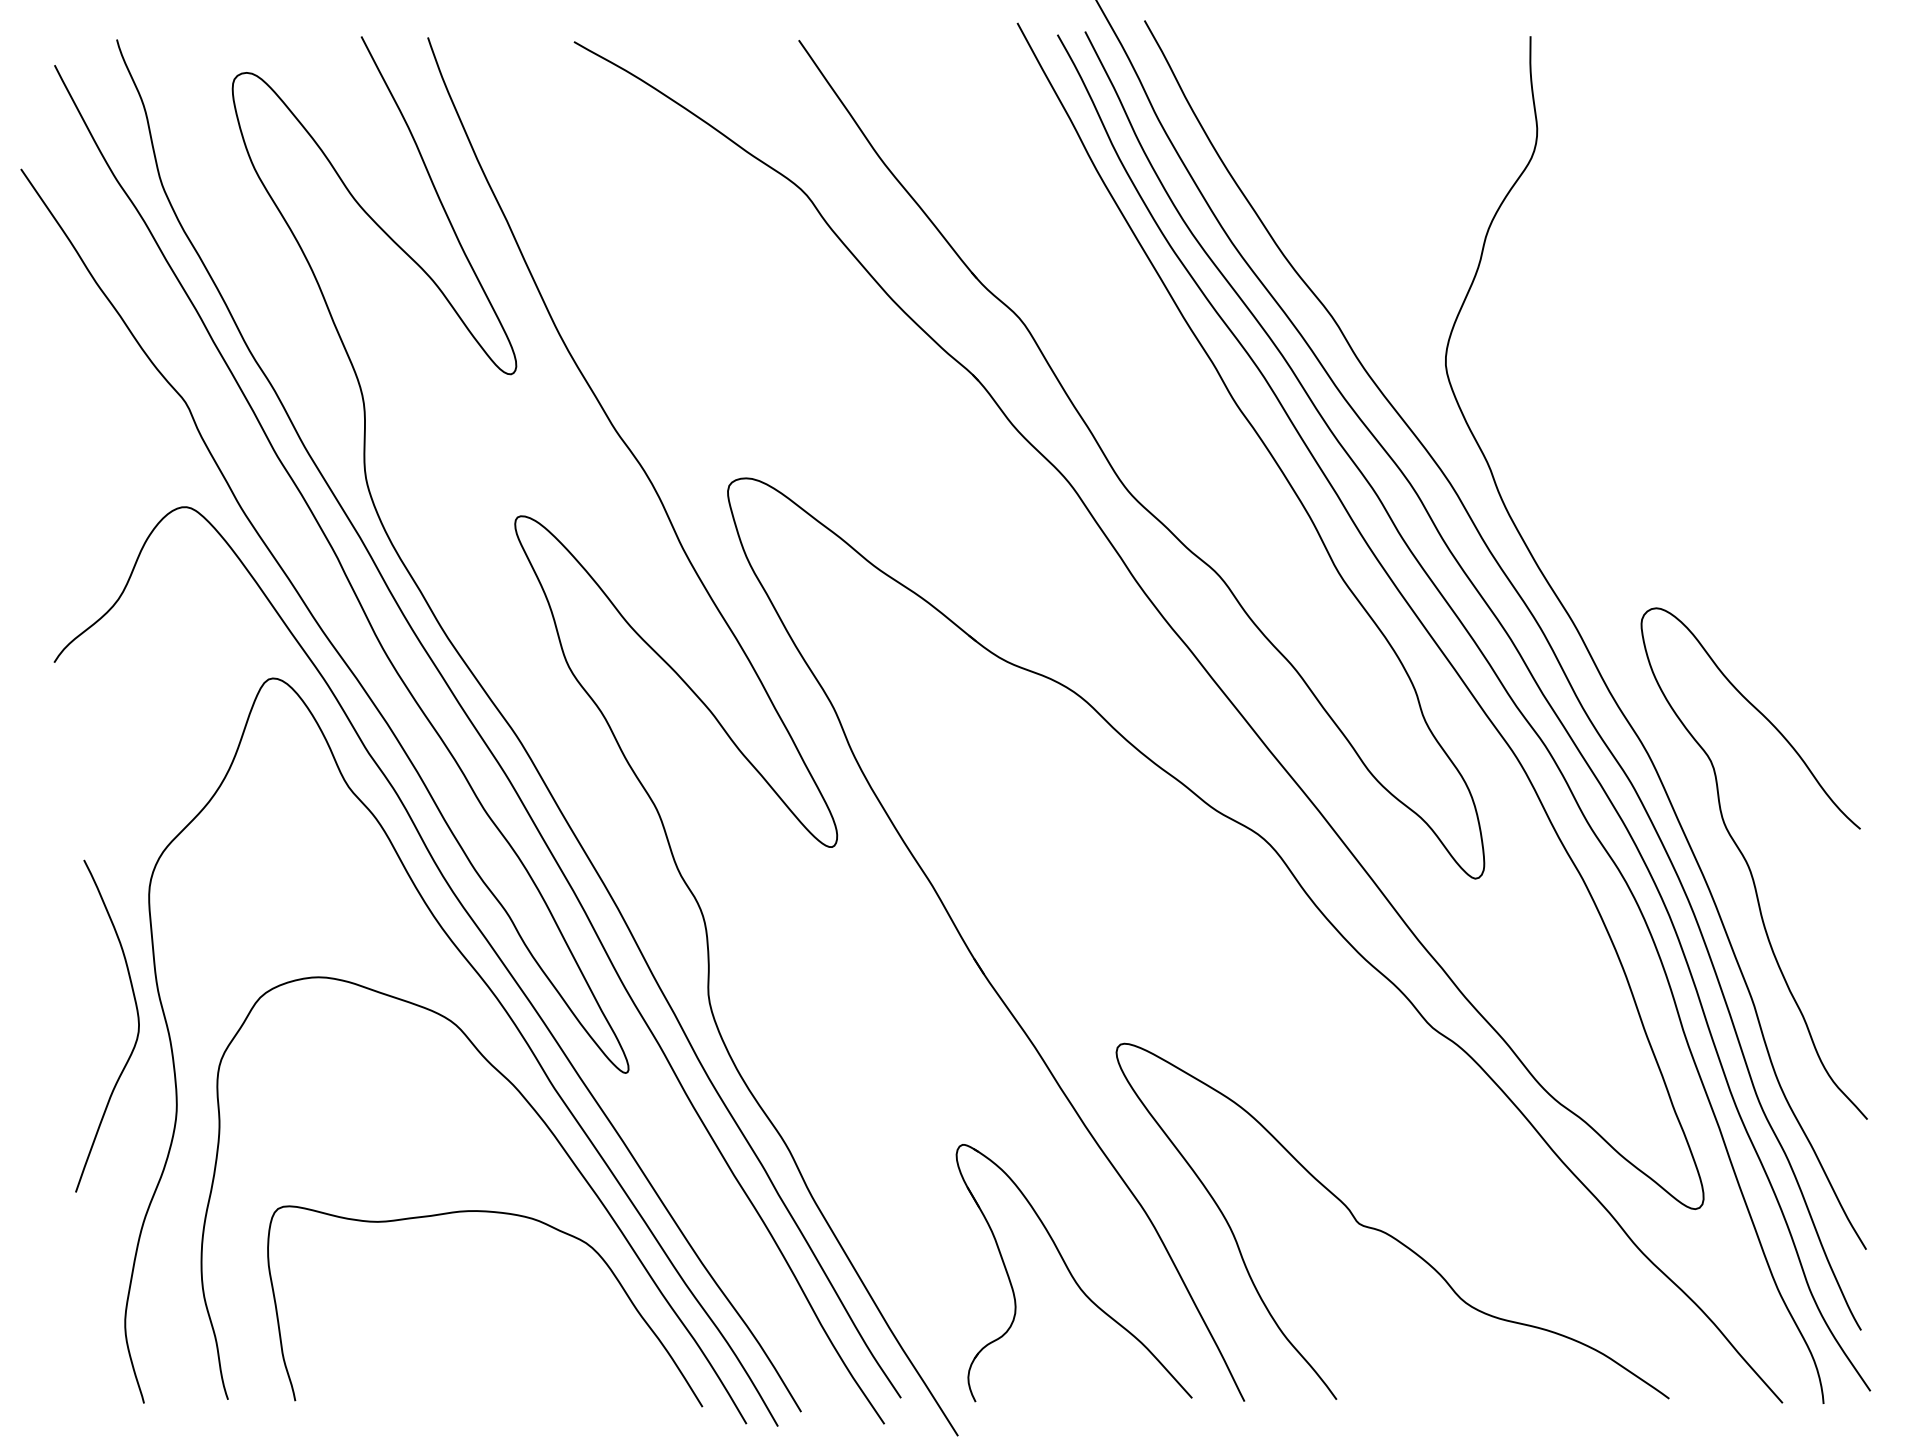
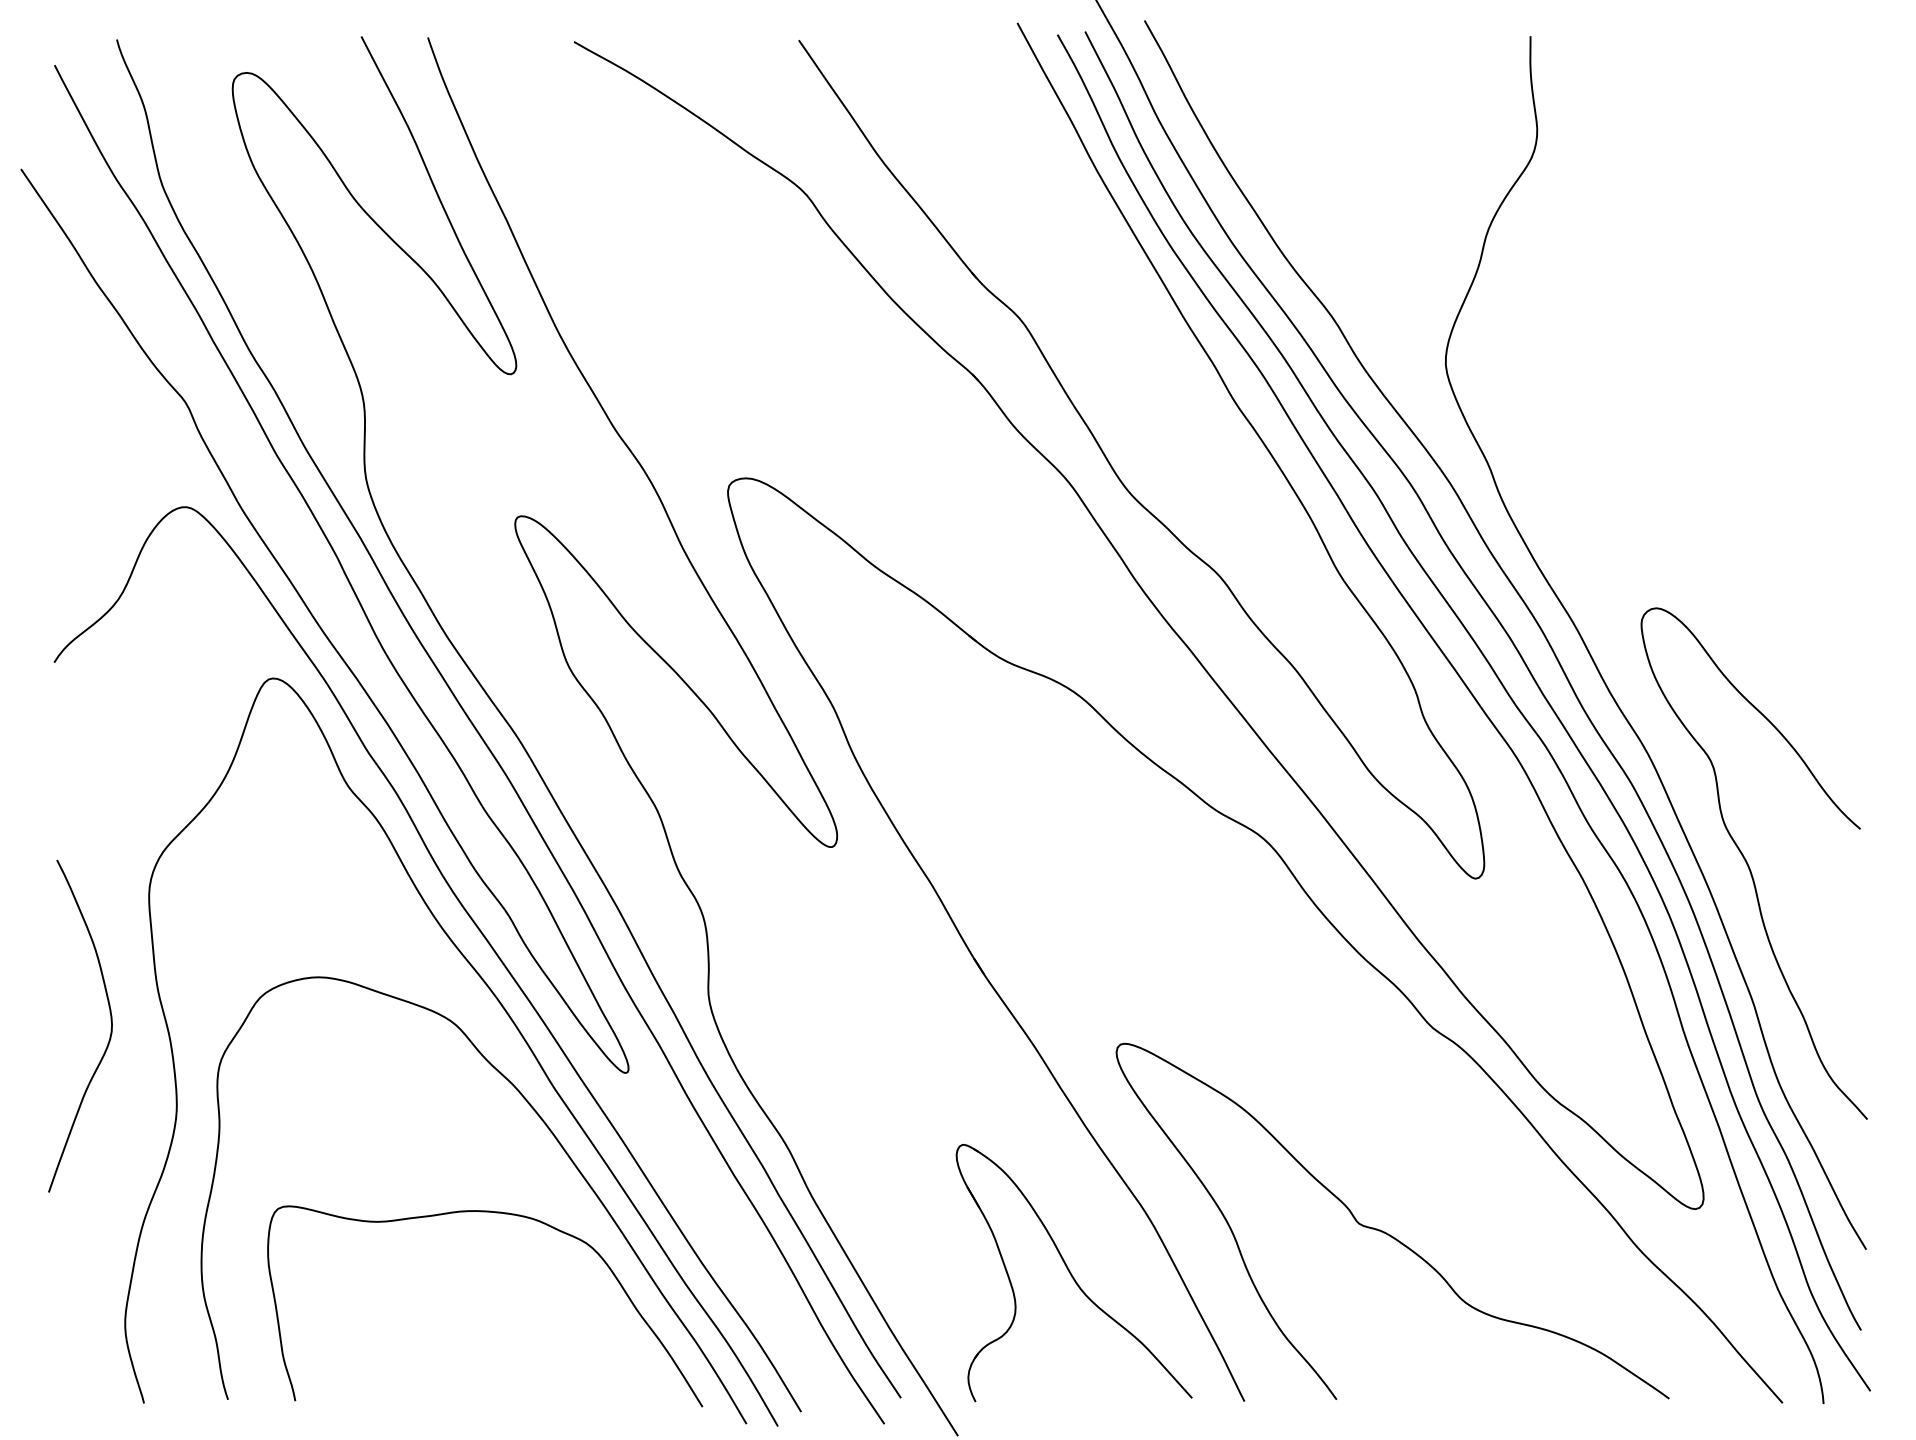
curve position: (137, 1021) -> (110, 1021) (110, 1021)
